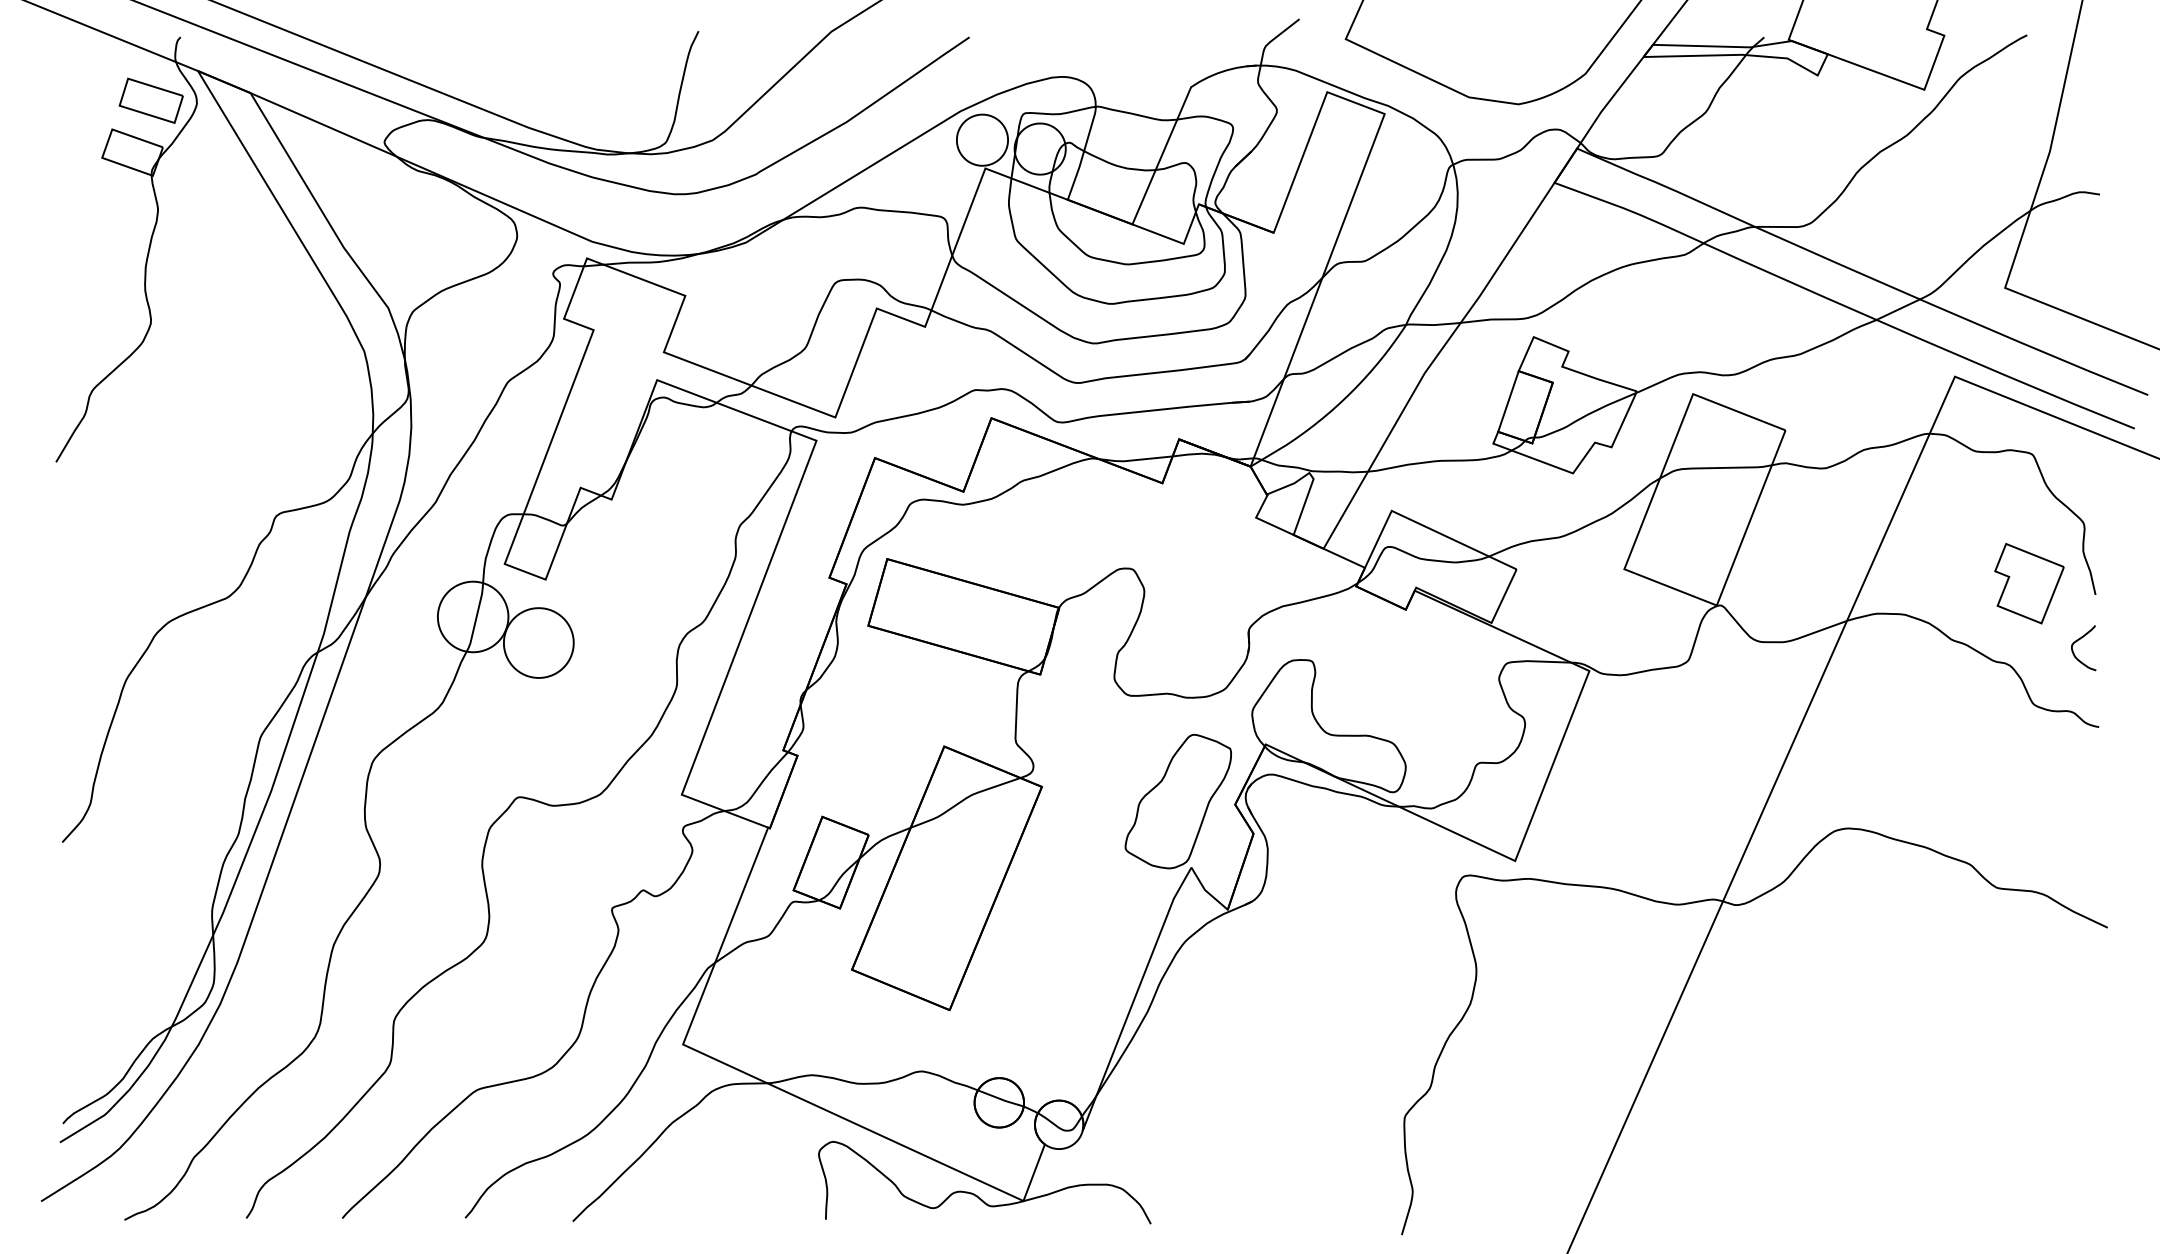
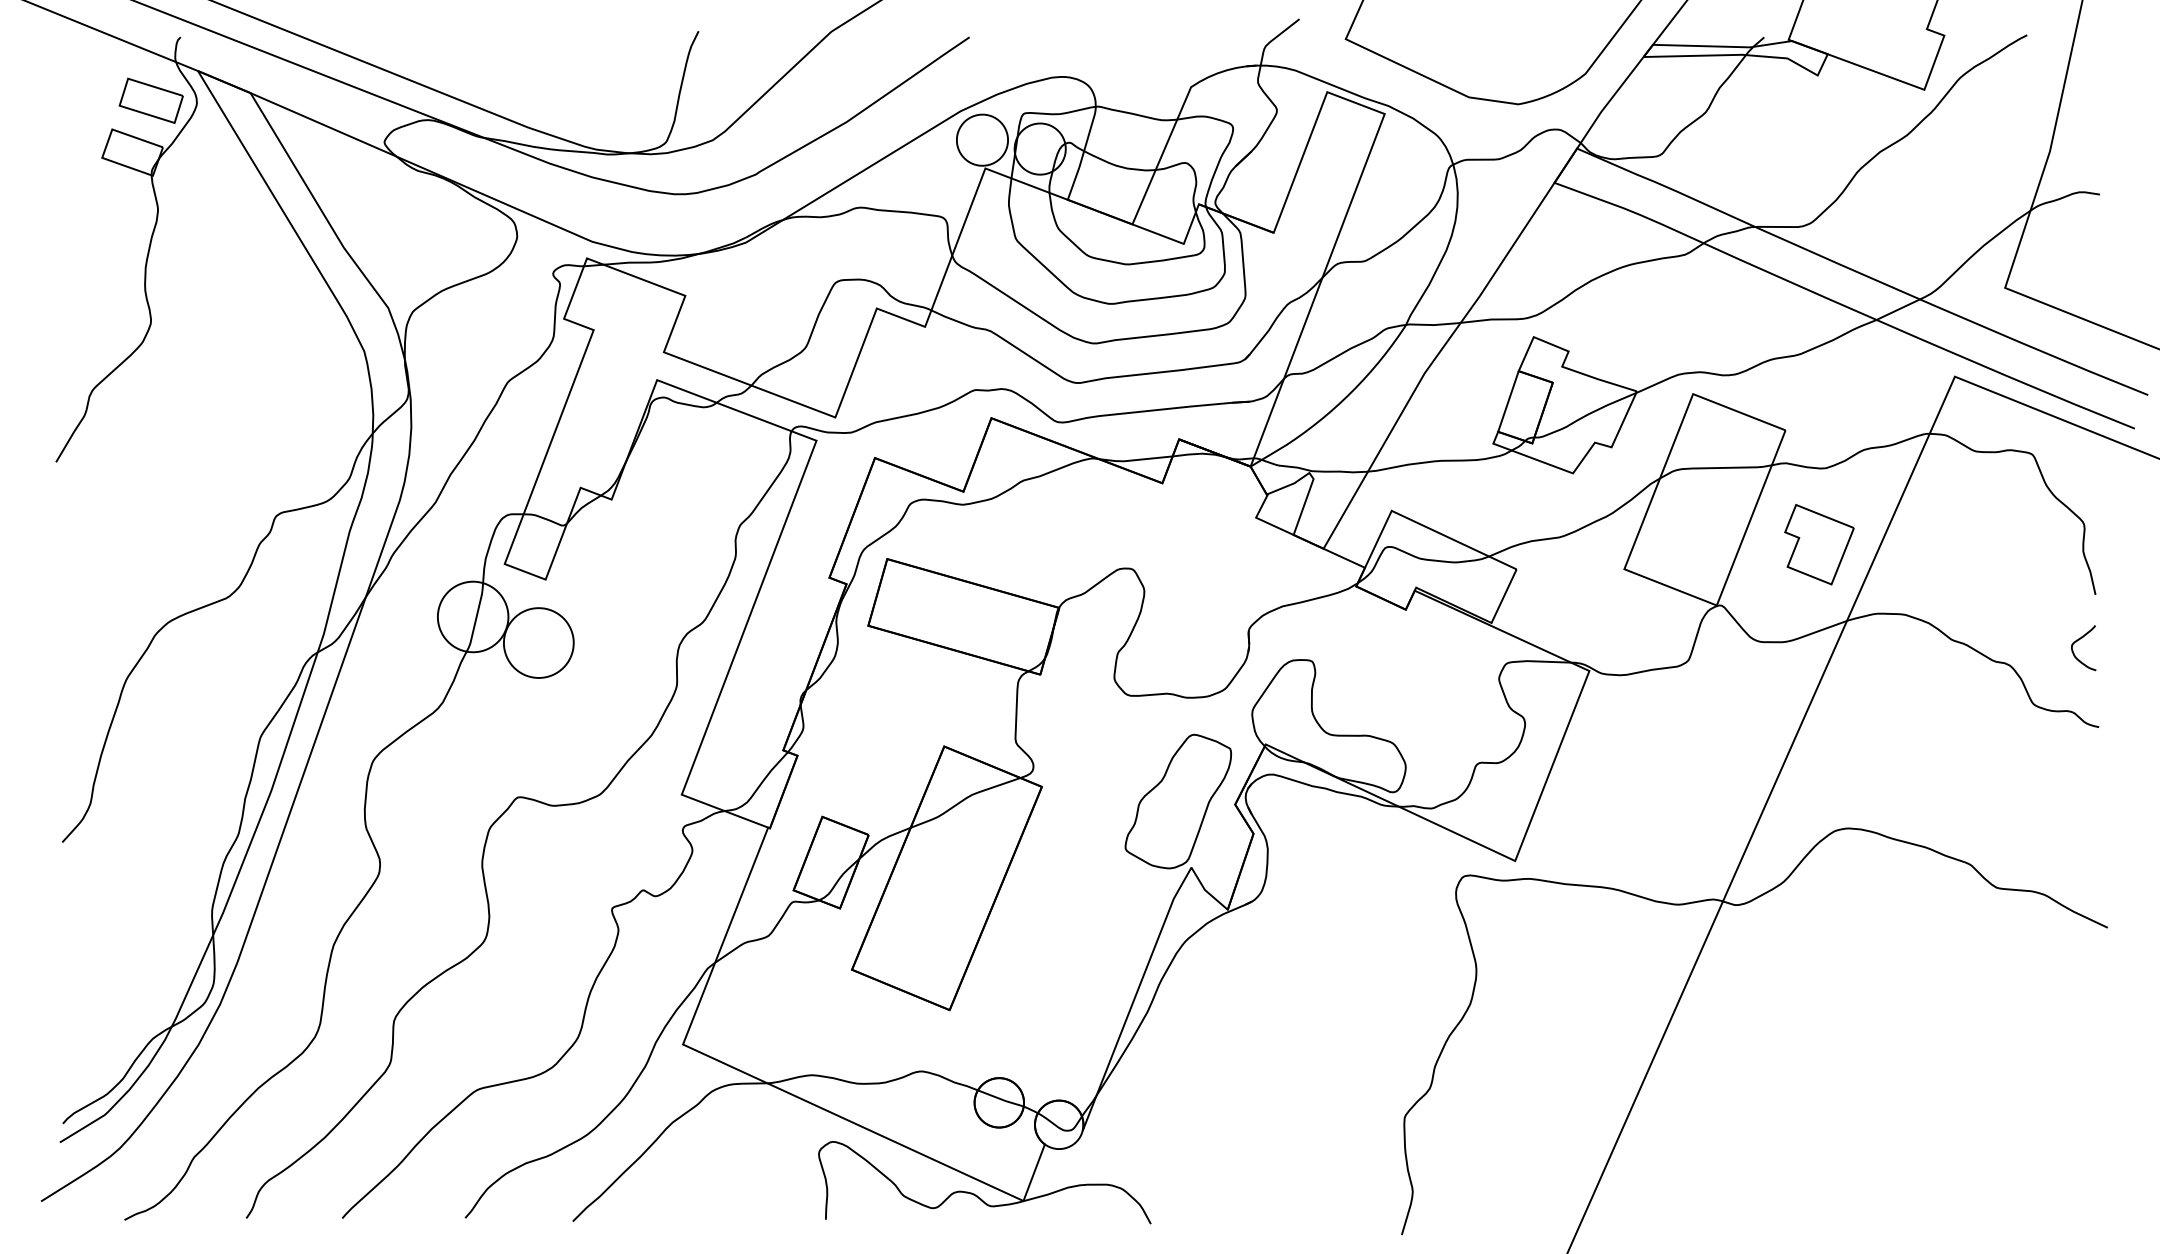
part position: (2029, 583) -> (1819, 544) (1819, 544)
